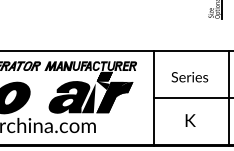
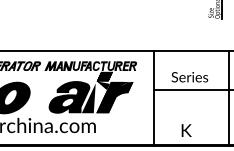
line position: (191, 98) -> (191, 90) (191, 90)
text position: (190, 120) -> (186, 130) (186, 130)
